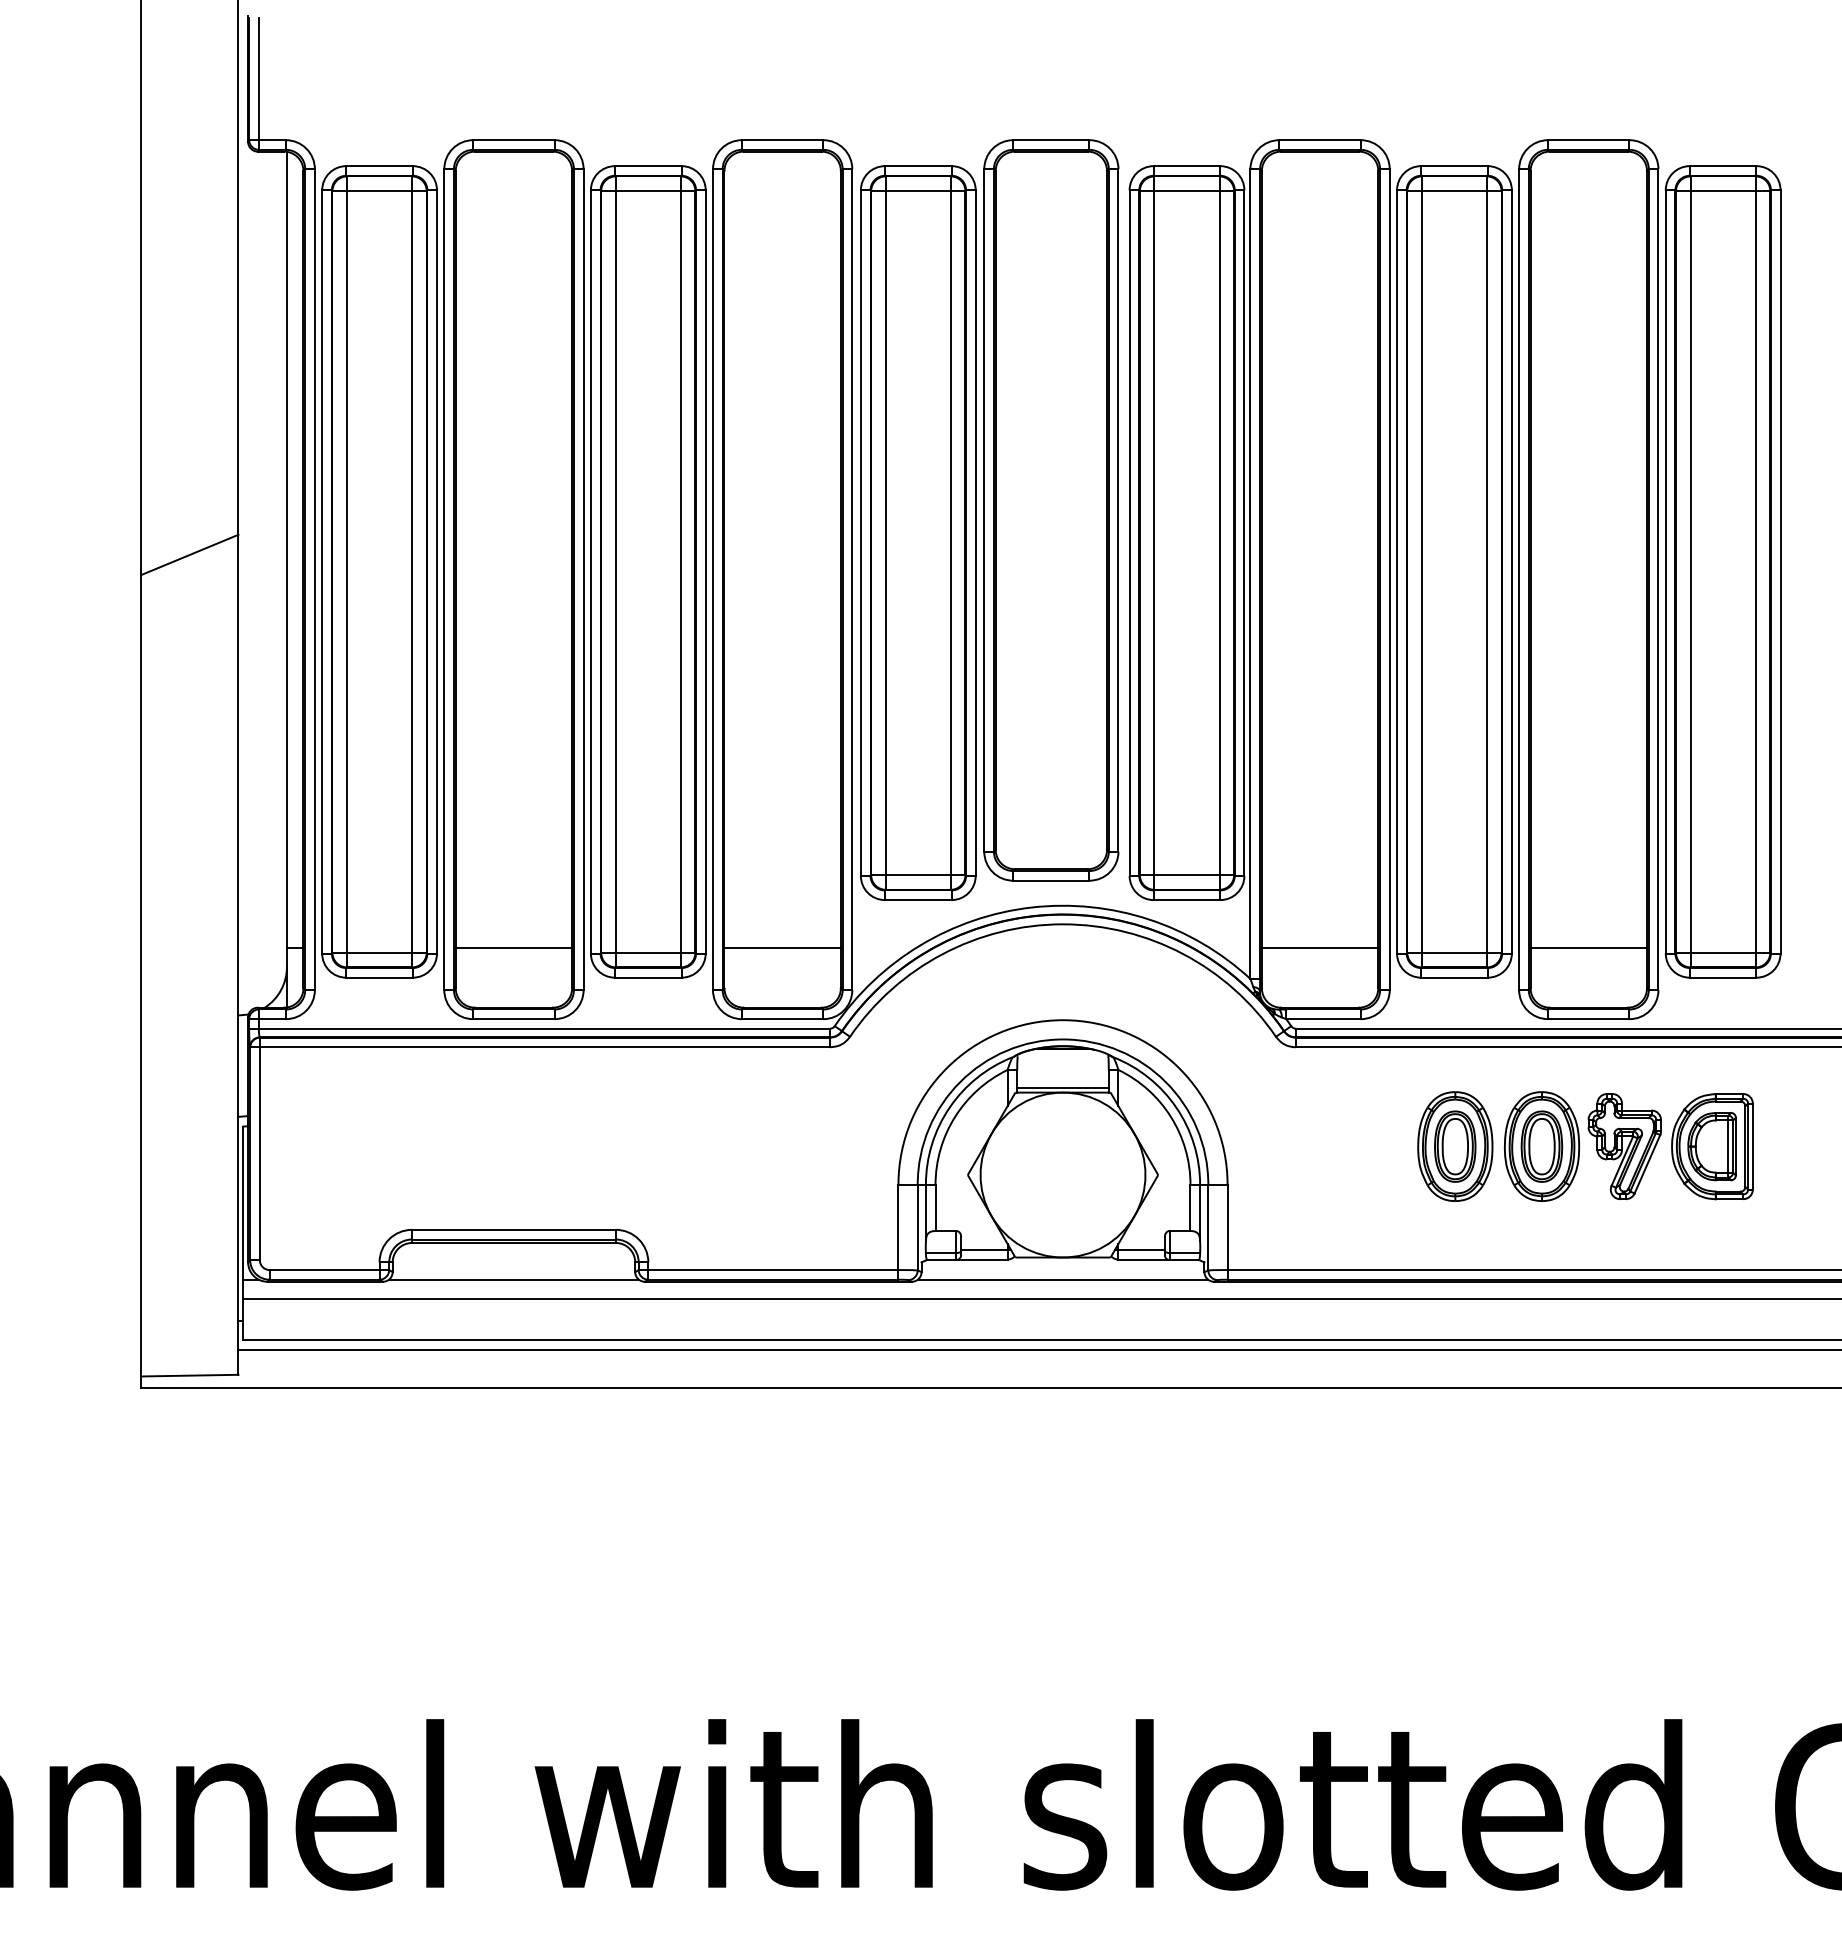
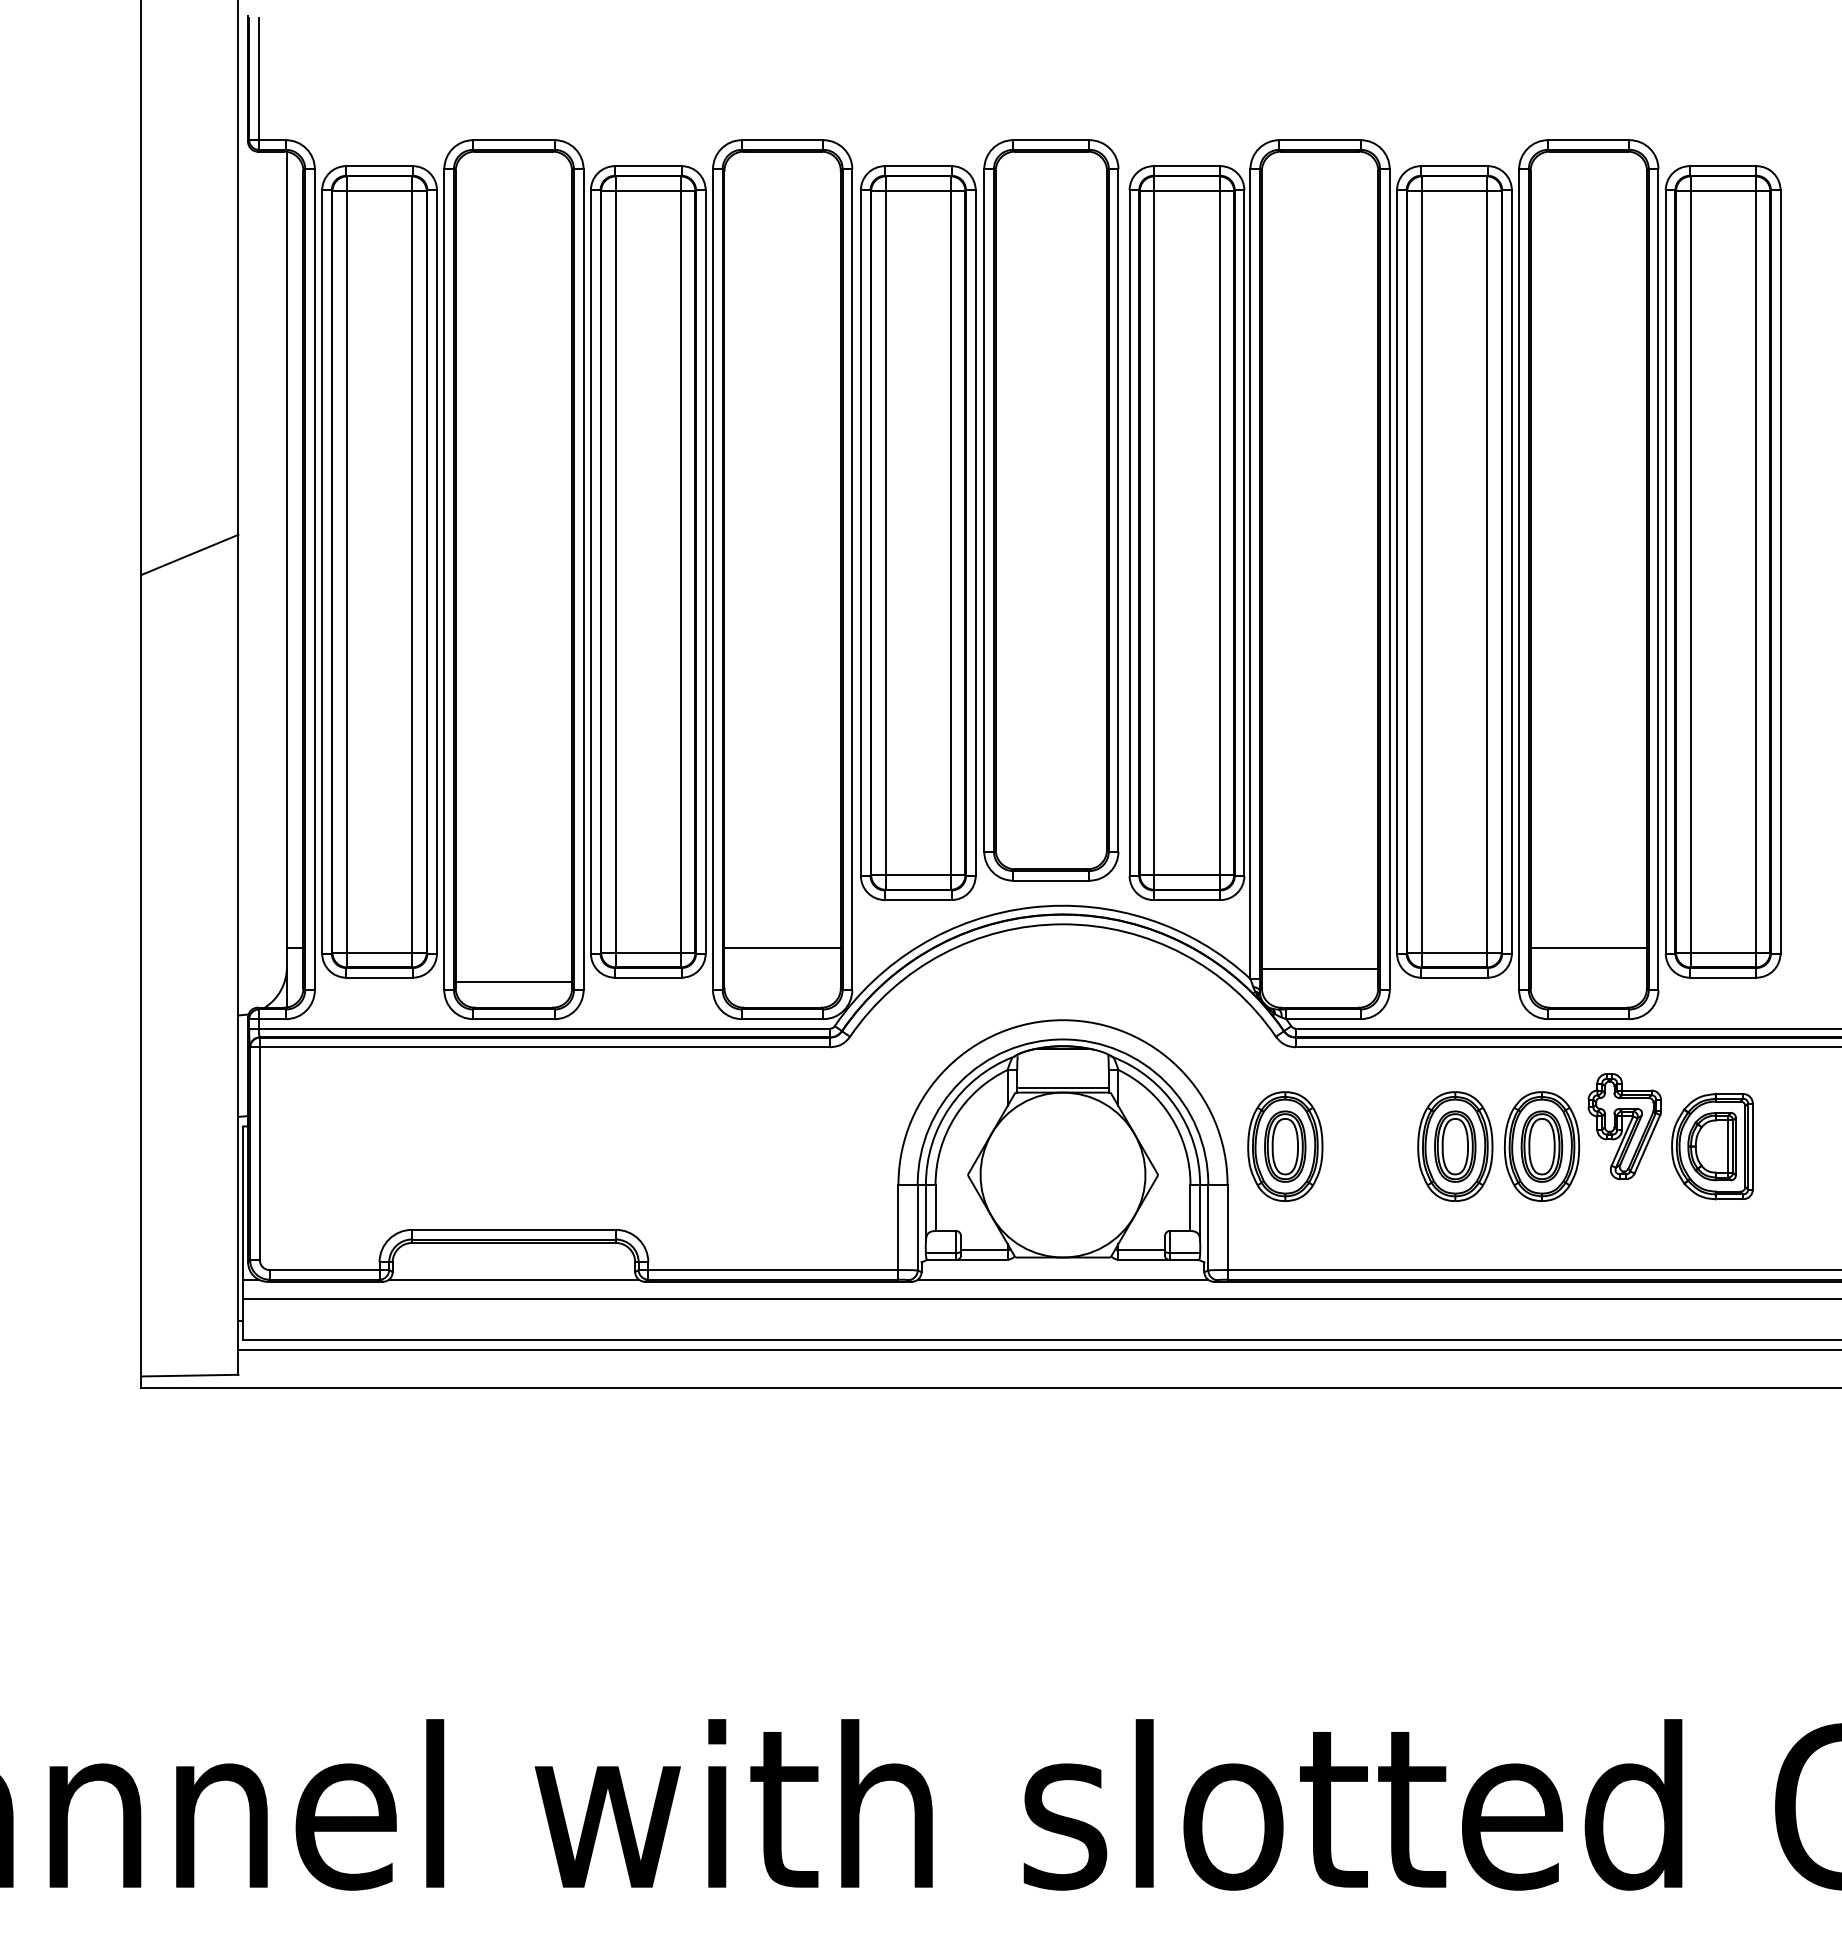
line position: (513, 947) -> (513, 981) (513, 981)
line position: (1319, 947) -> (1319, 968) (1319, 968)
part: none -> present (1285, 1146)
part position: (1624, 1146) -> (1624, 1126) (1624, 1126)
